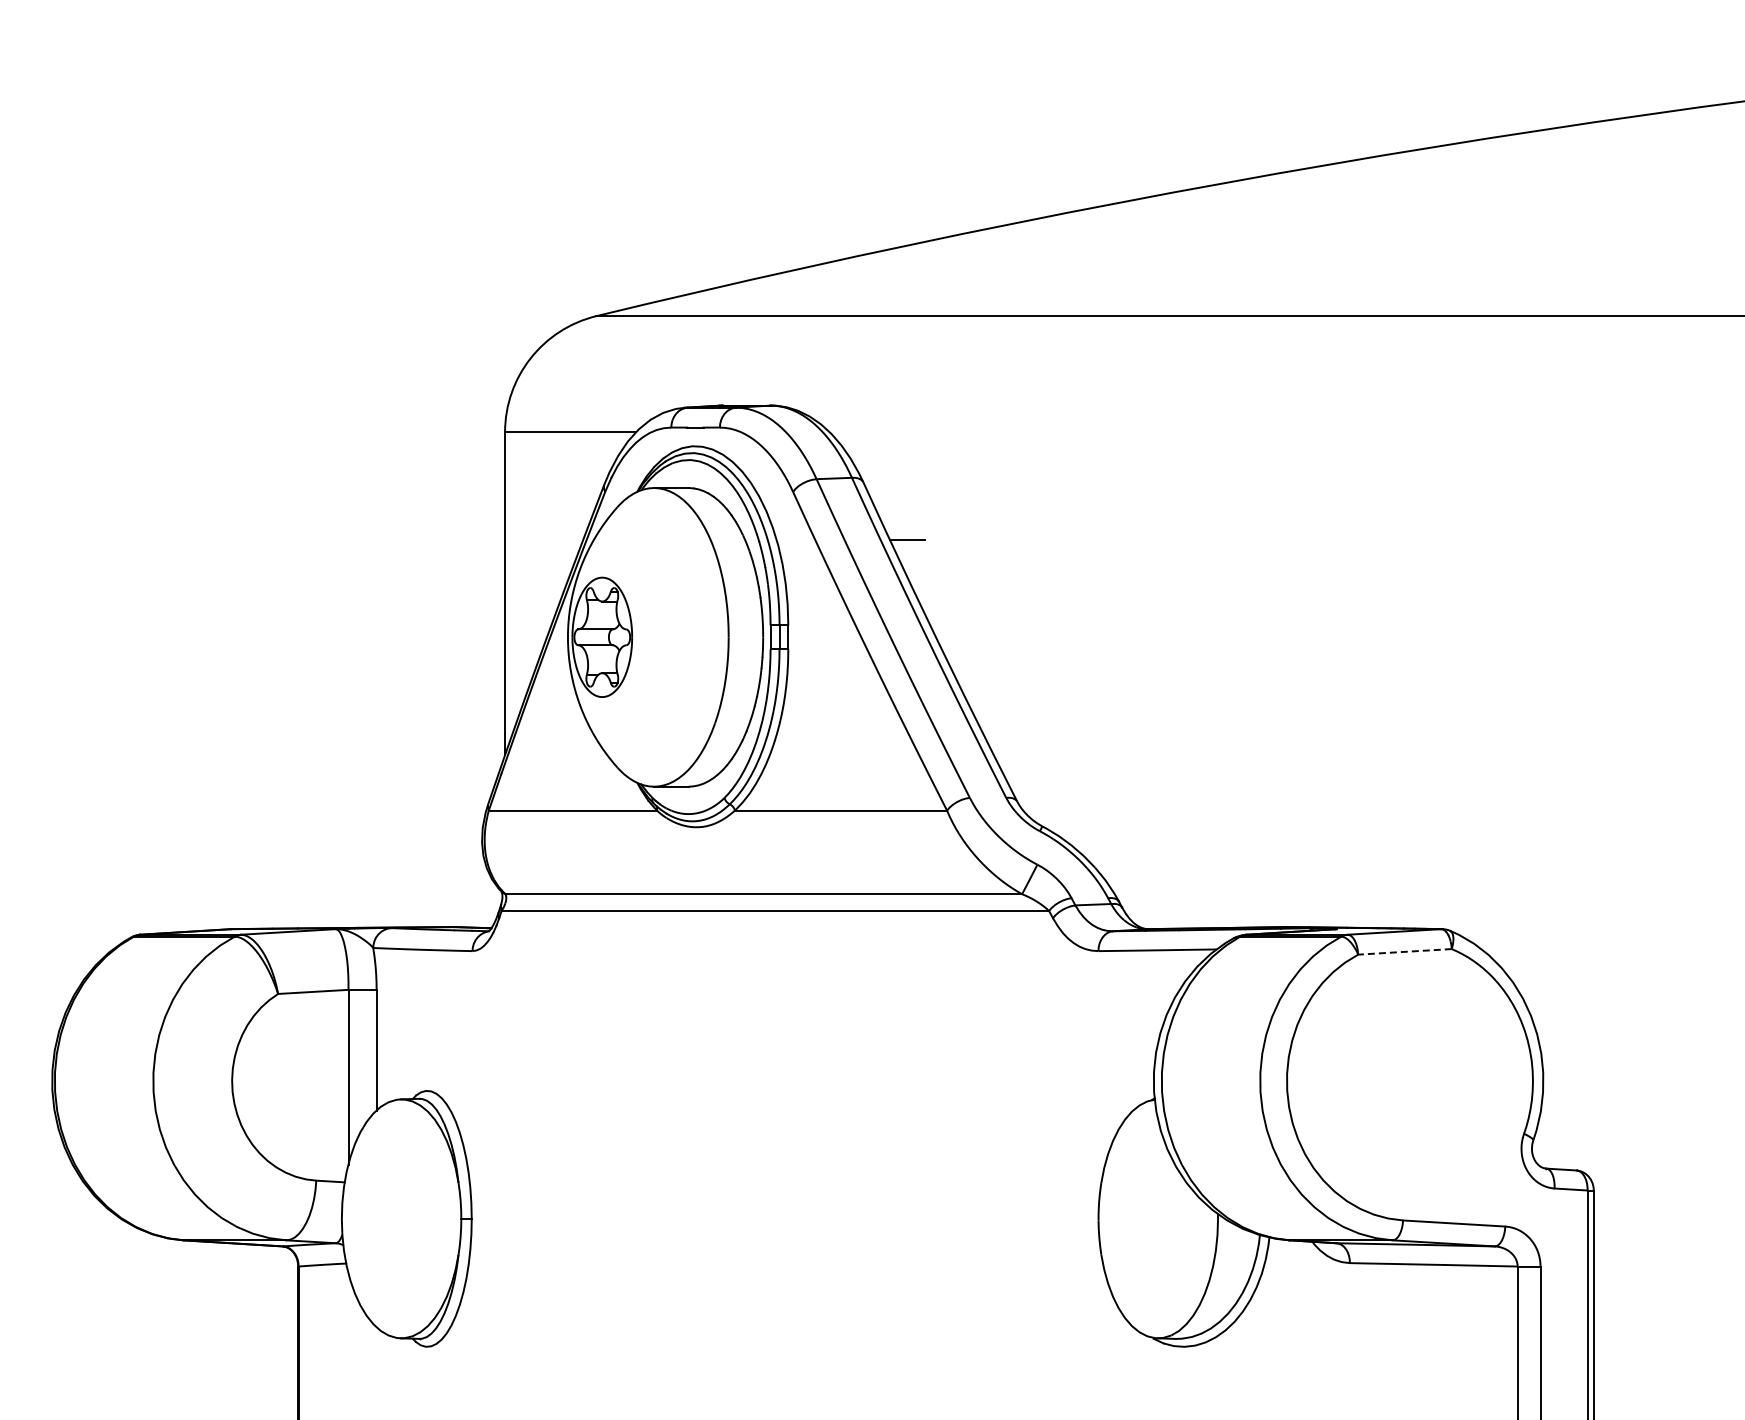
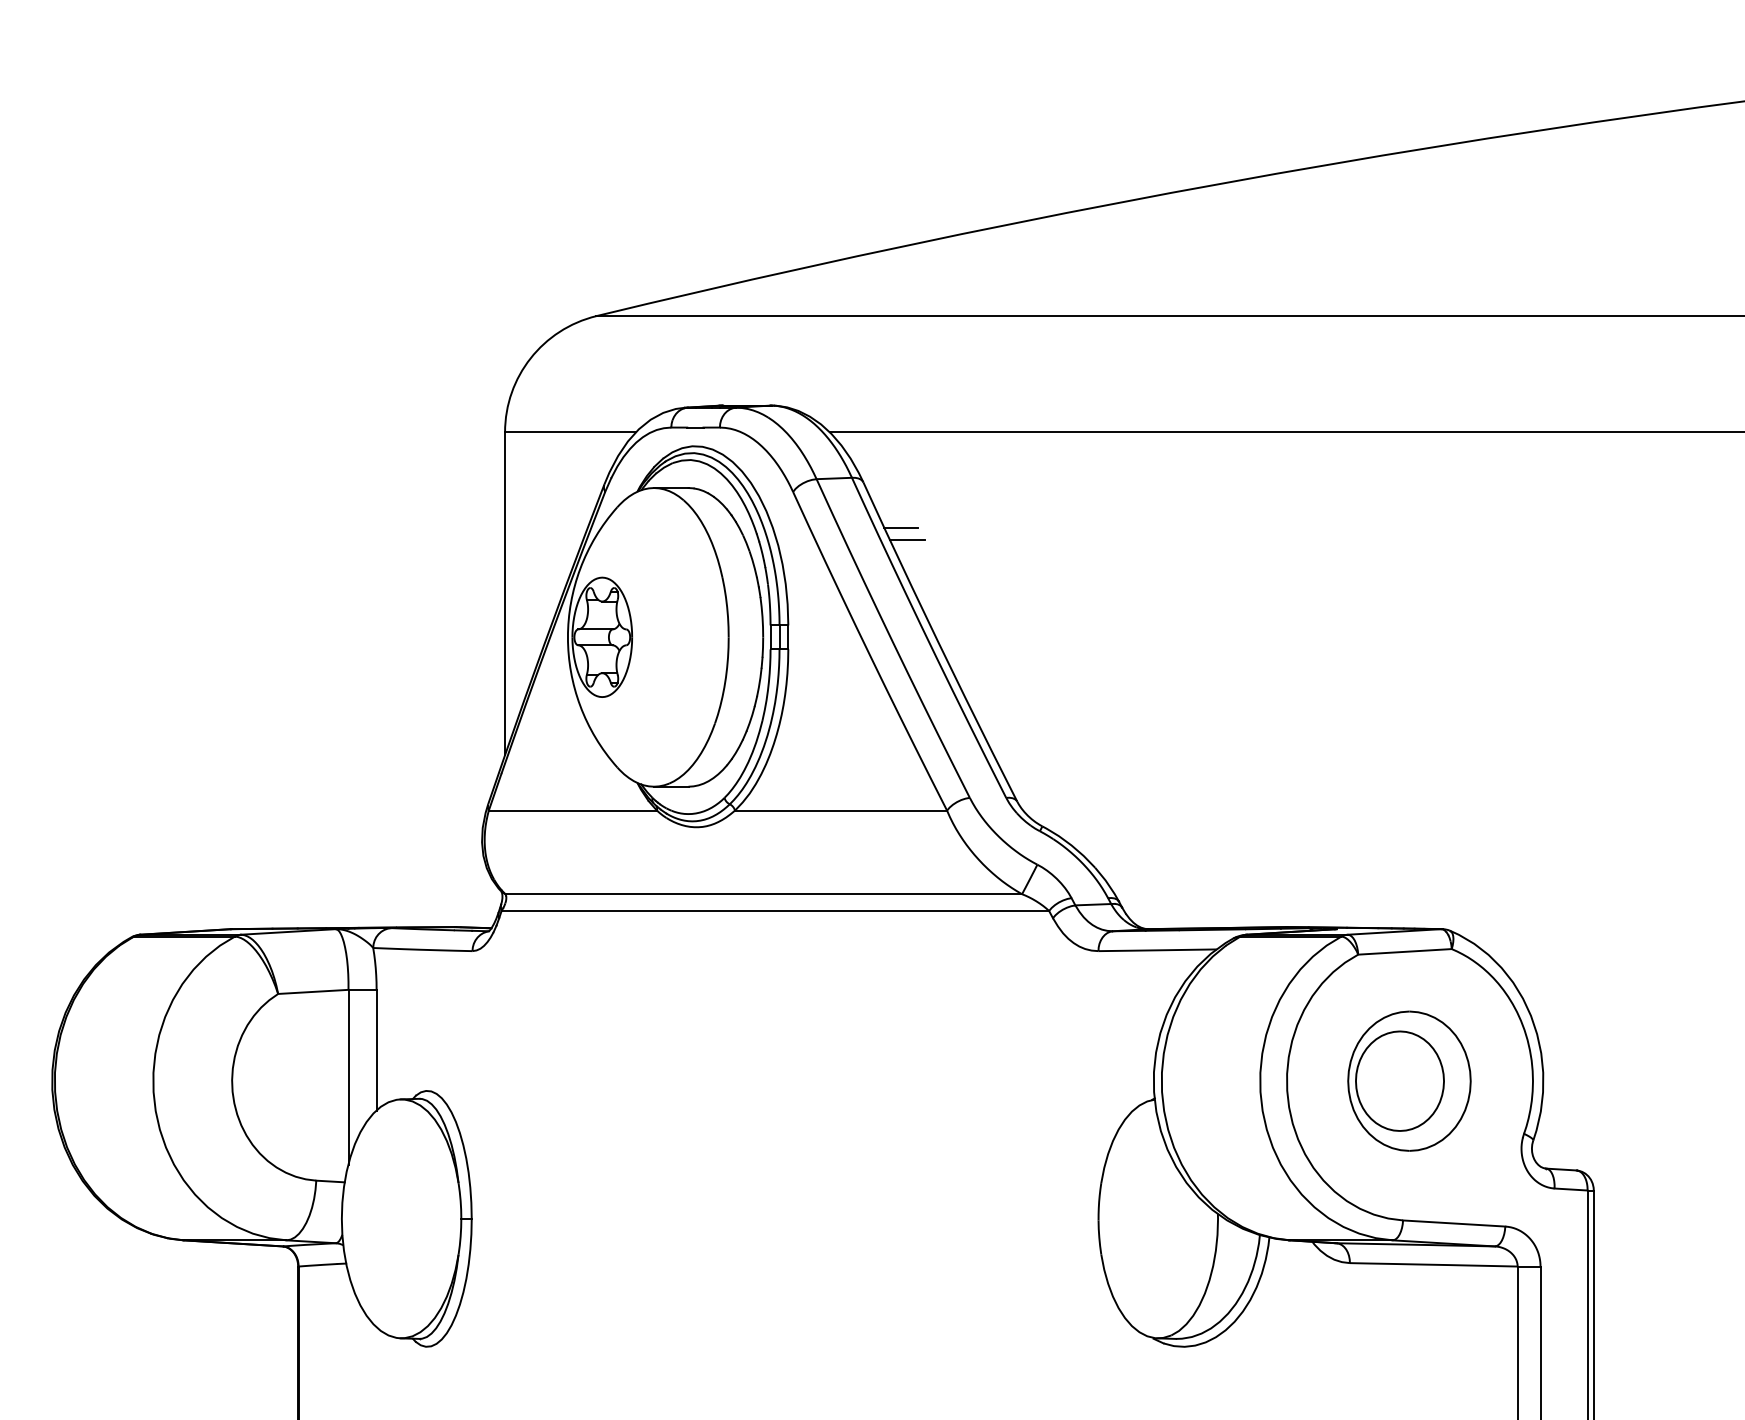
line: none -> present (1285, 432)
line: none -> present (901, 527)
line: dashed -> solid (1404, 951)
part: none -> present (1409, 1080)
